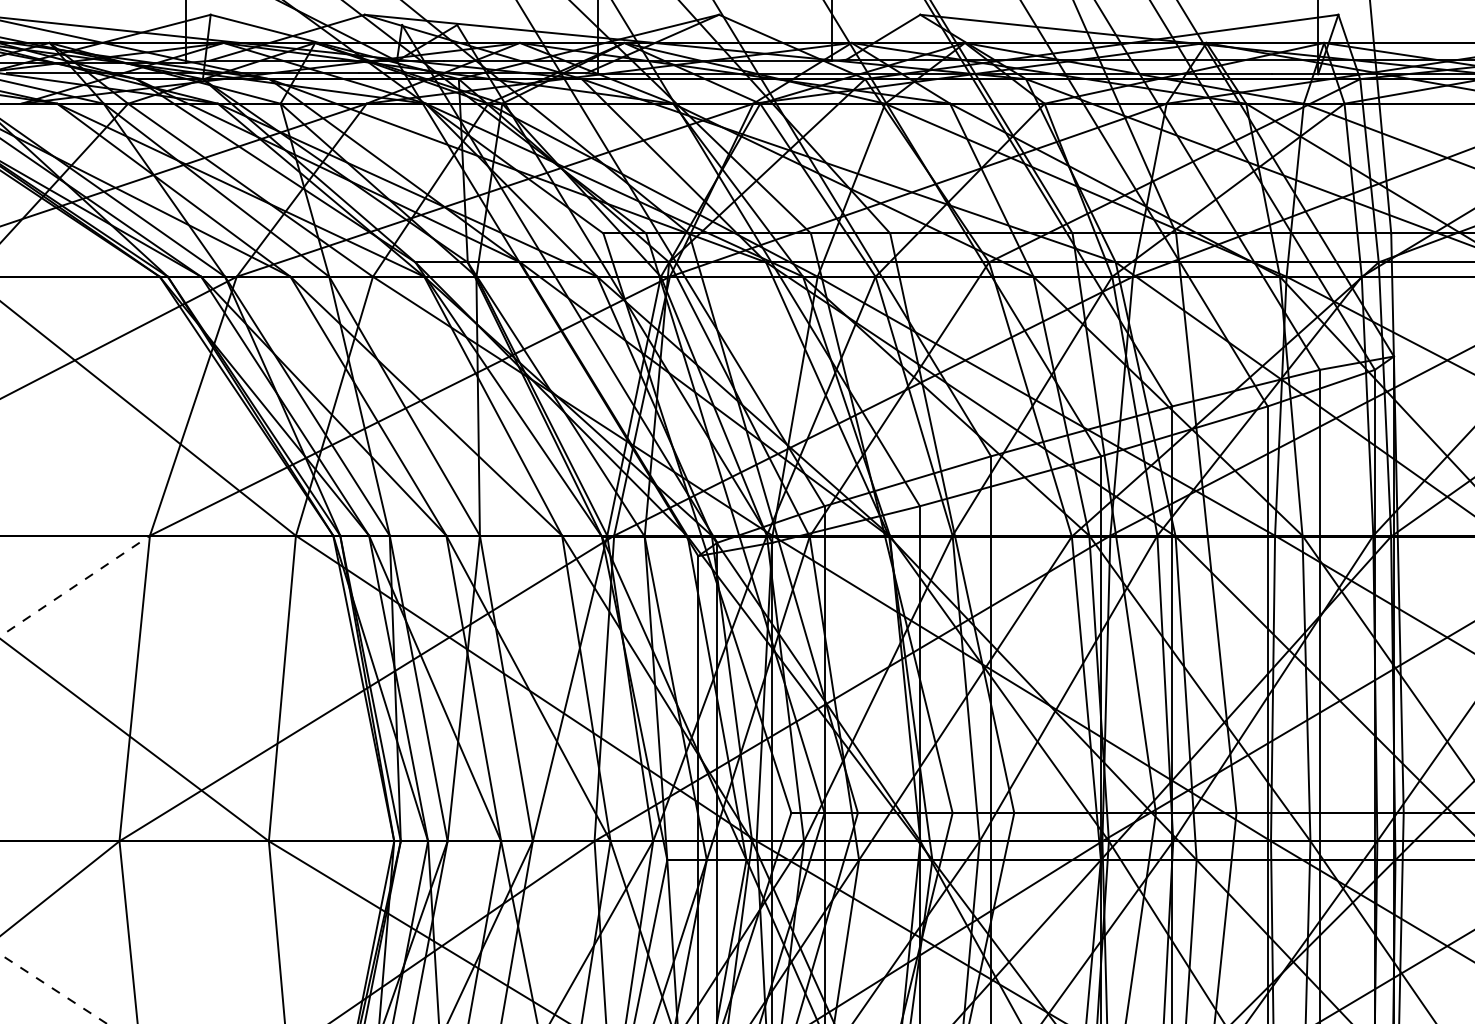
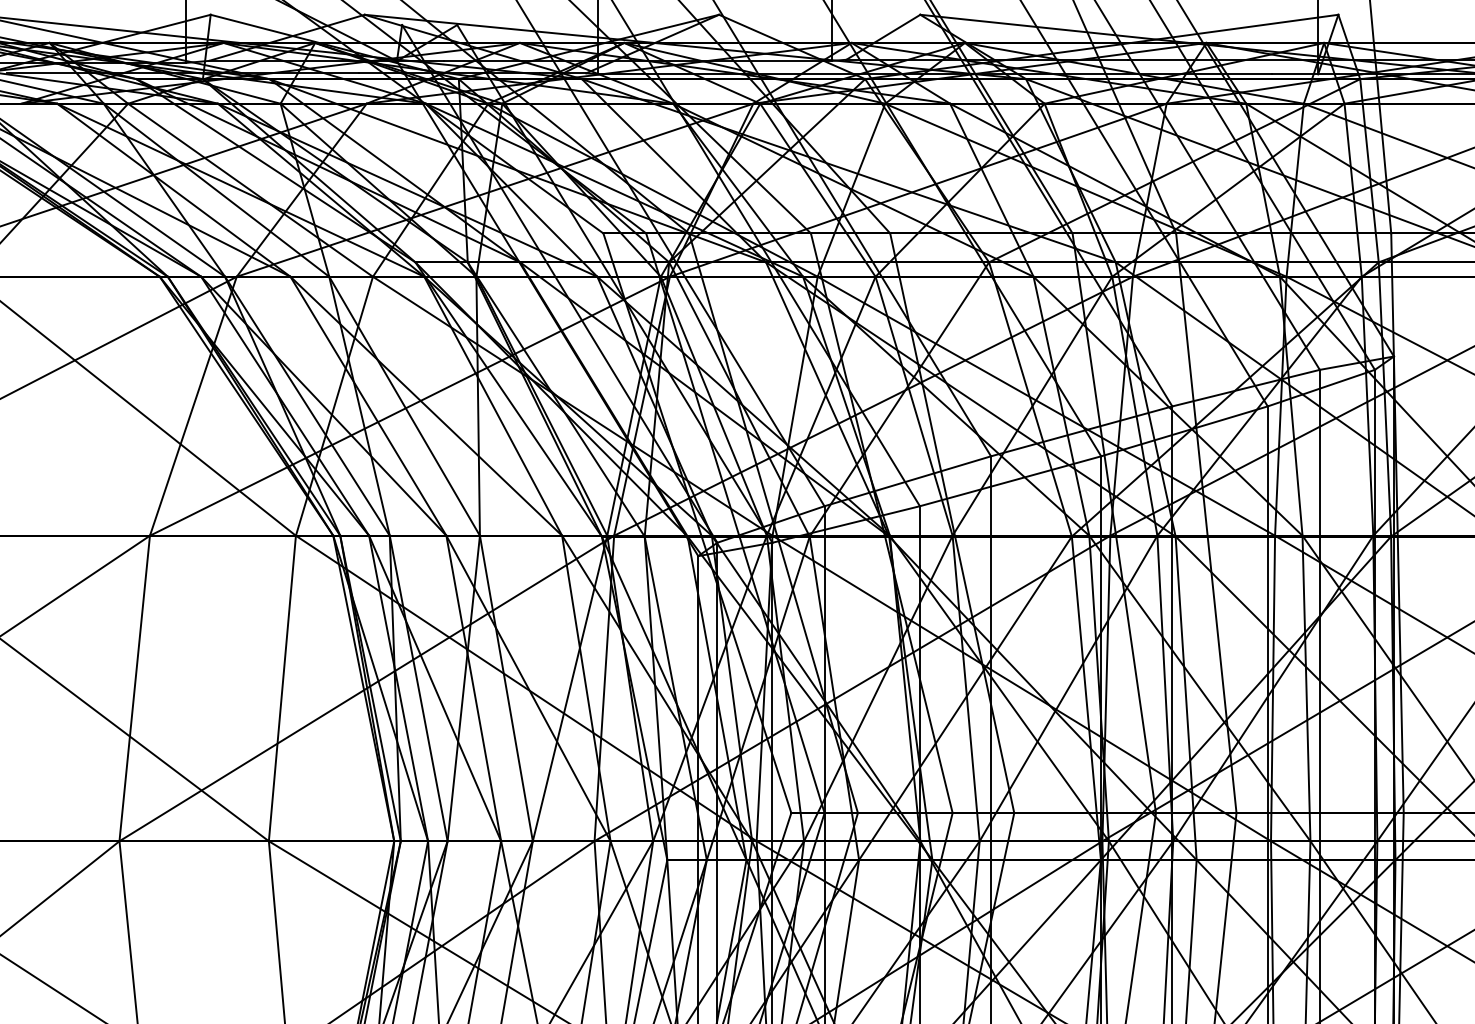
line: dashed -> solid (75, 585)
line: dashed -> solid (53, 988)
